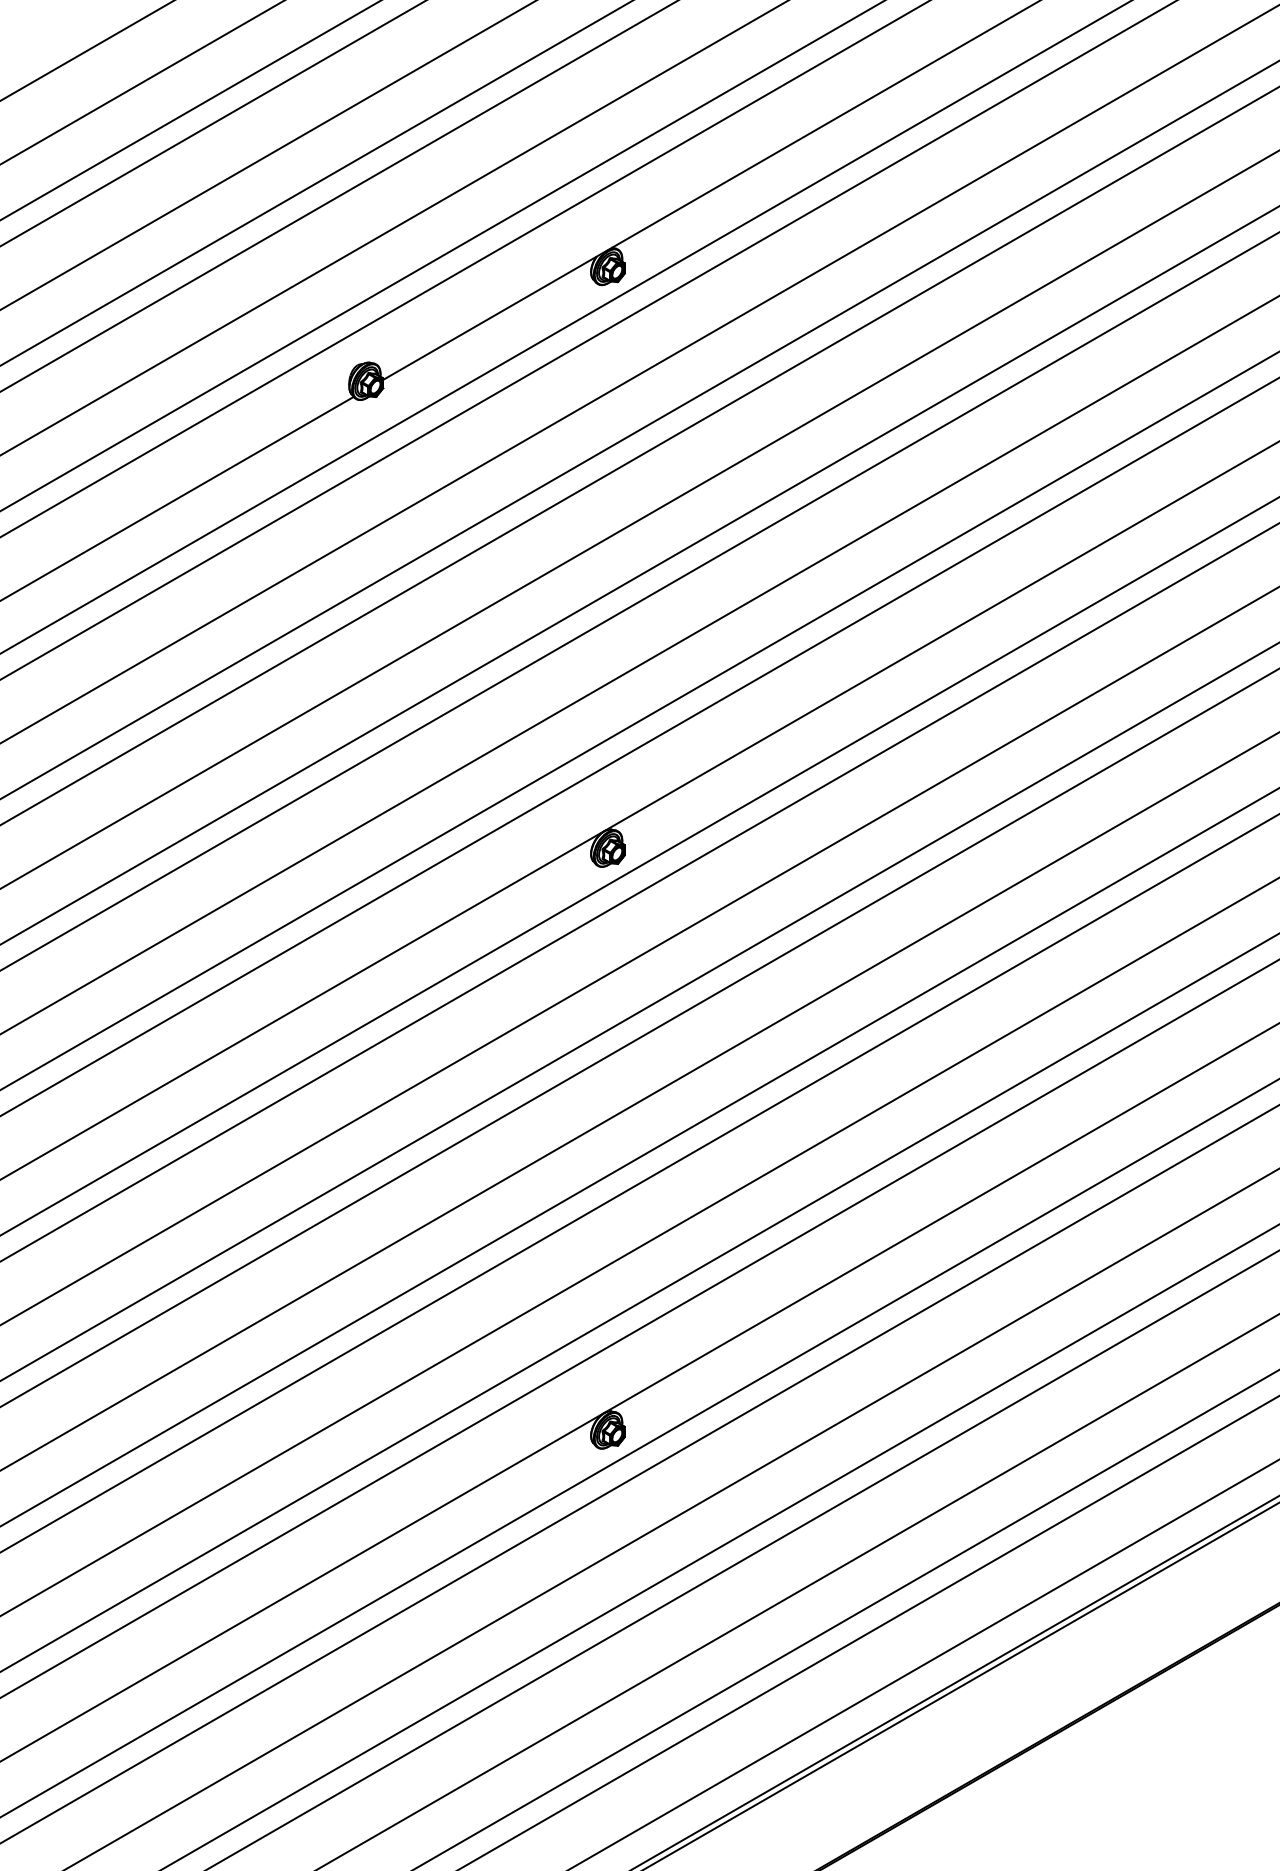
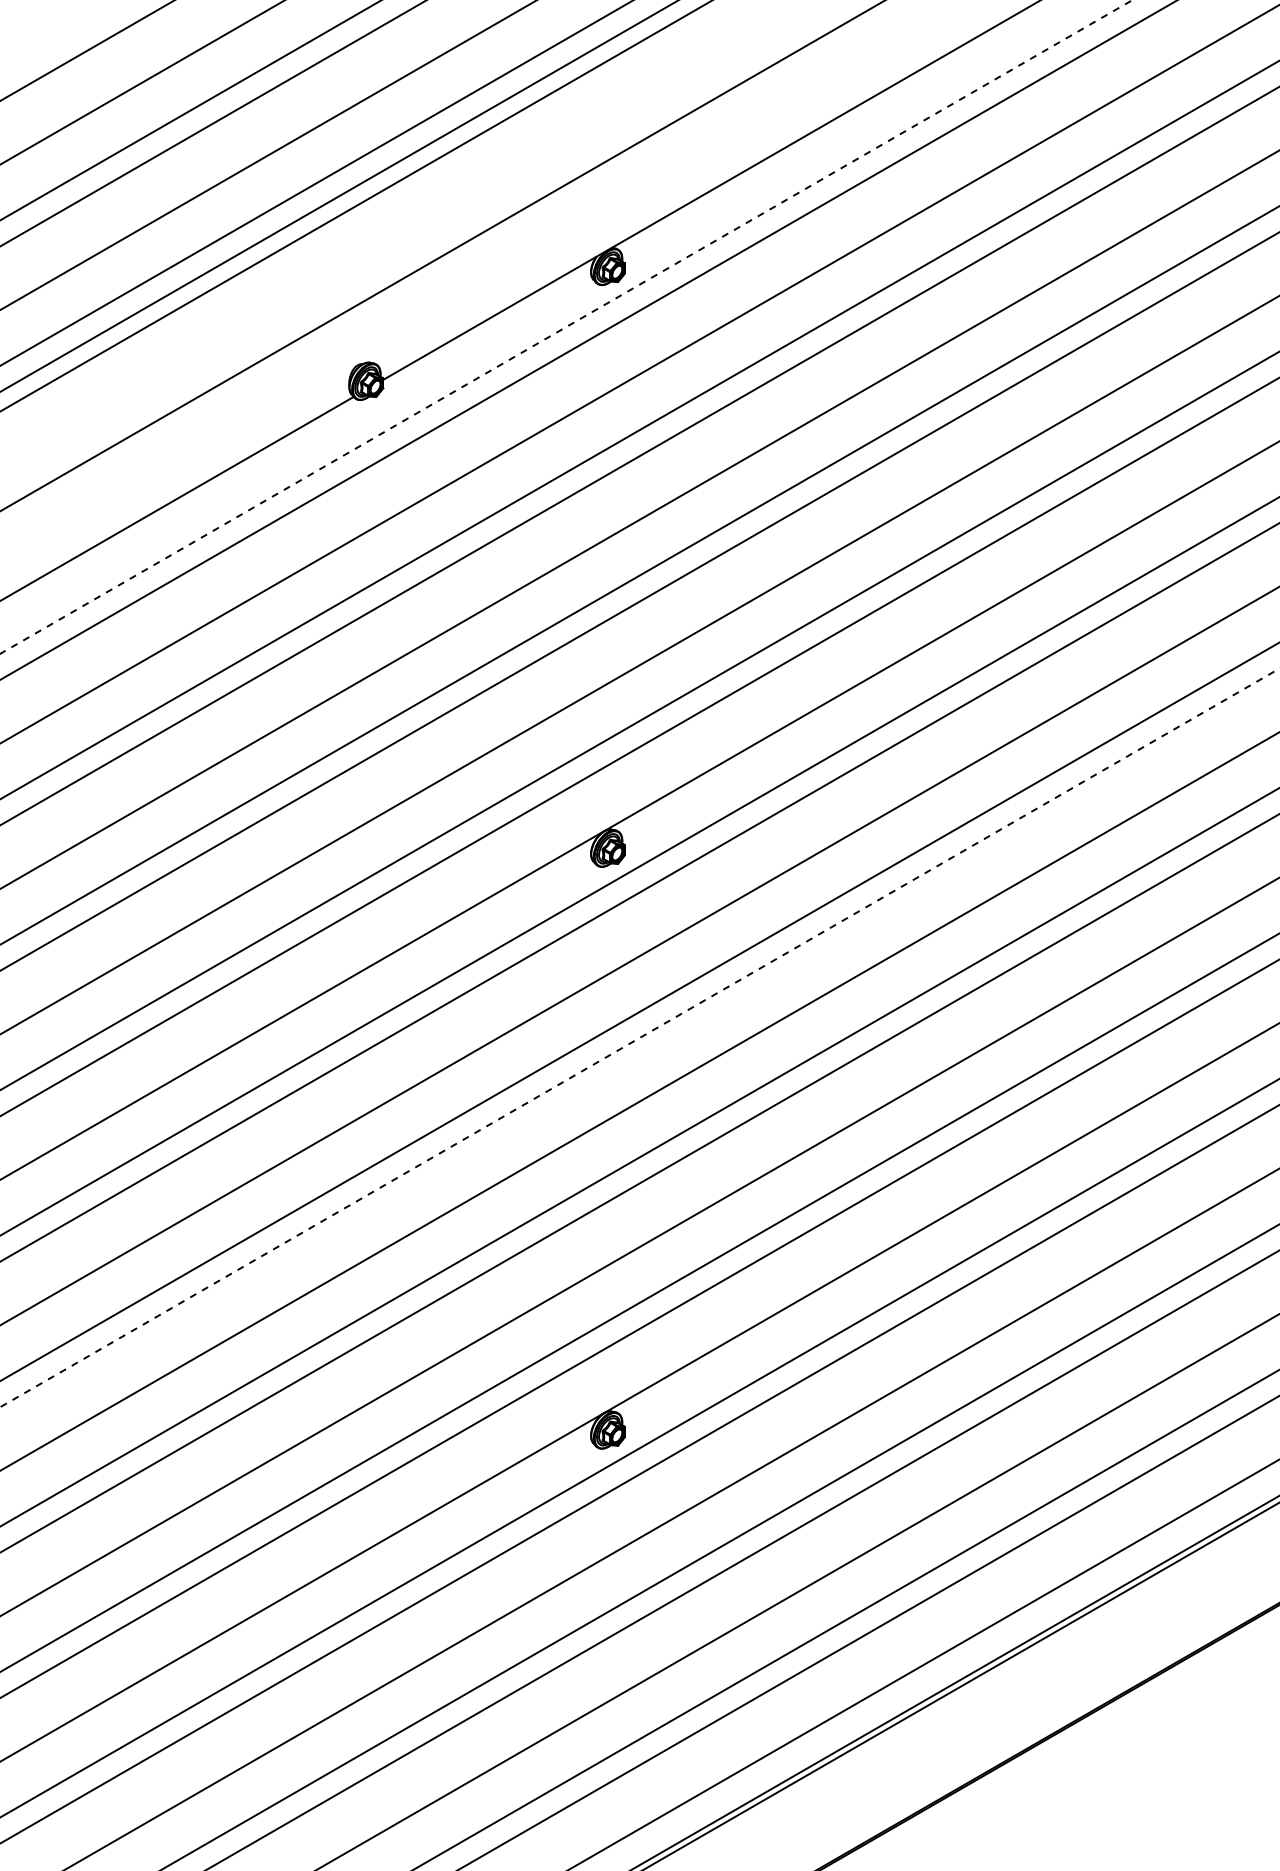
line position: (393, 228) -> (355, 206) (355, 206)
line: present -> none (464, 268)
line: solid -> dashed (567, 326)
line: solid -> dashed (640, 1037)
